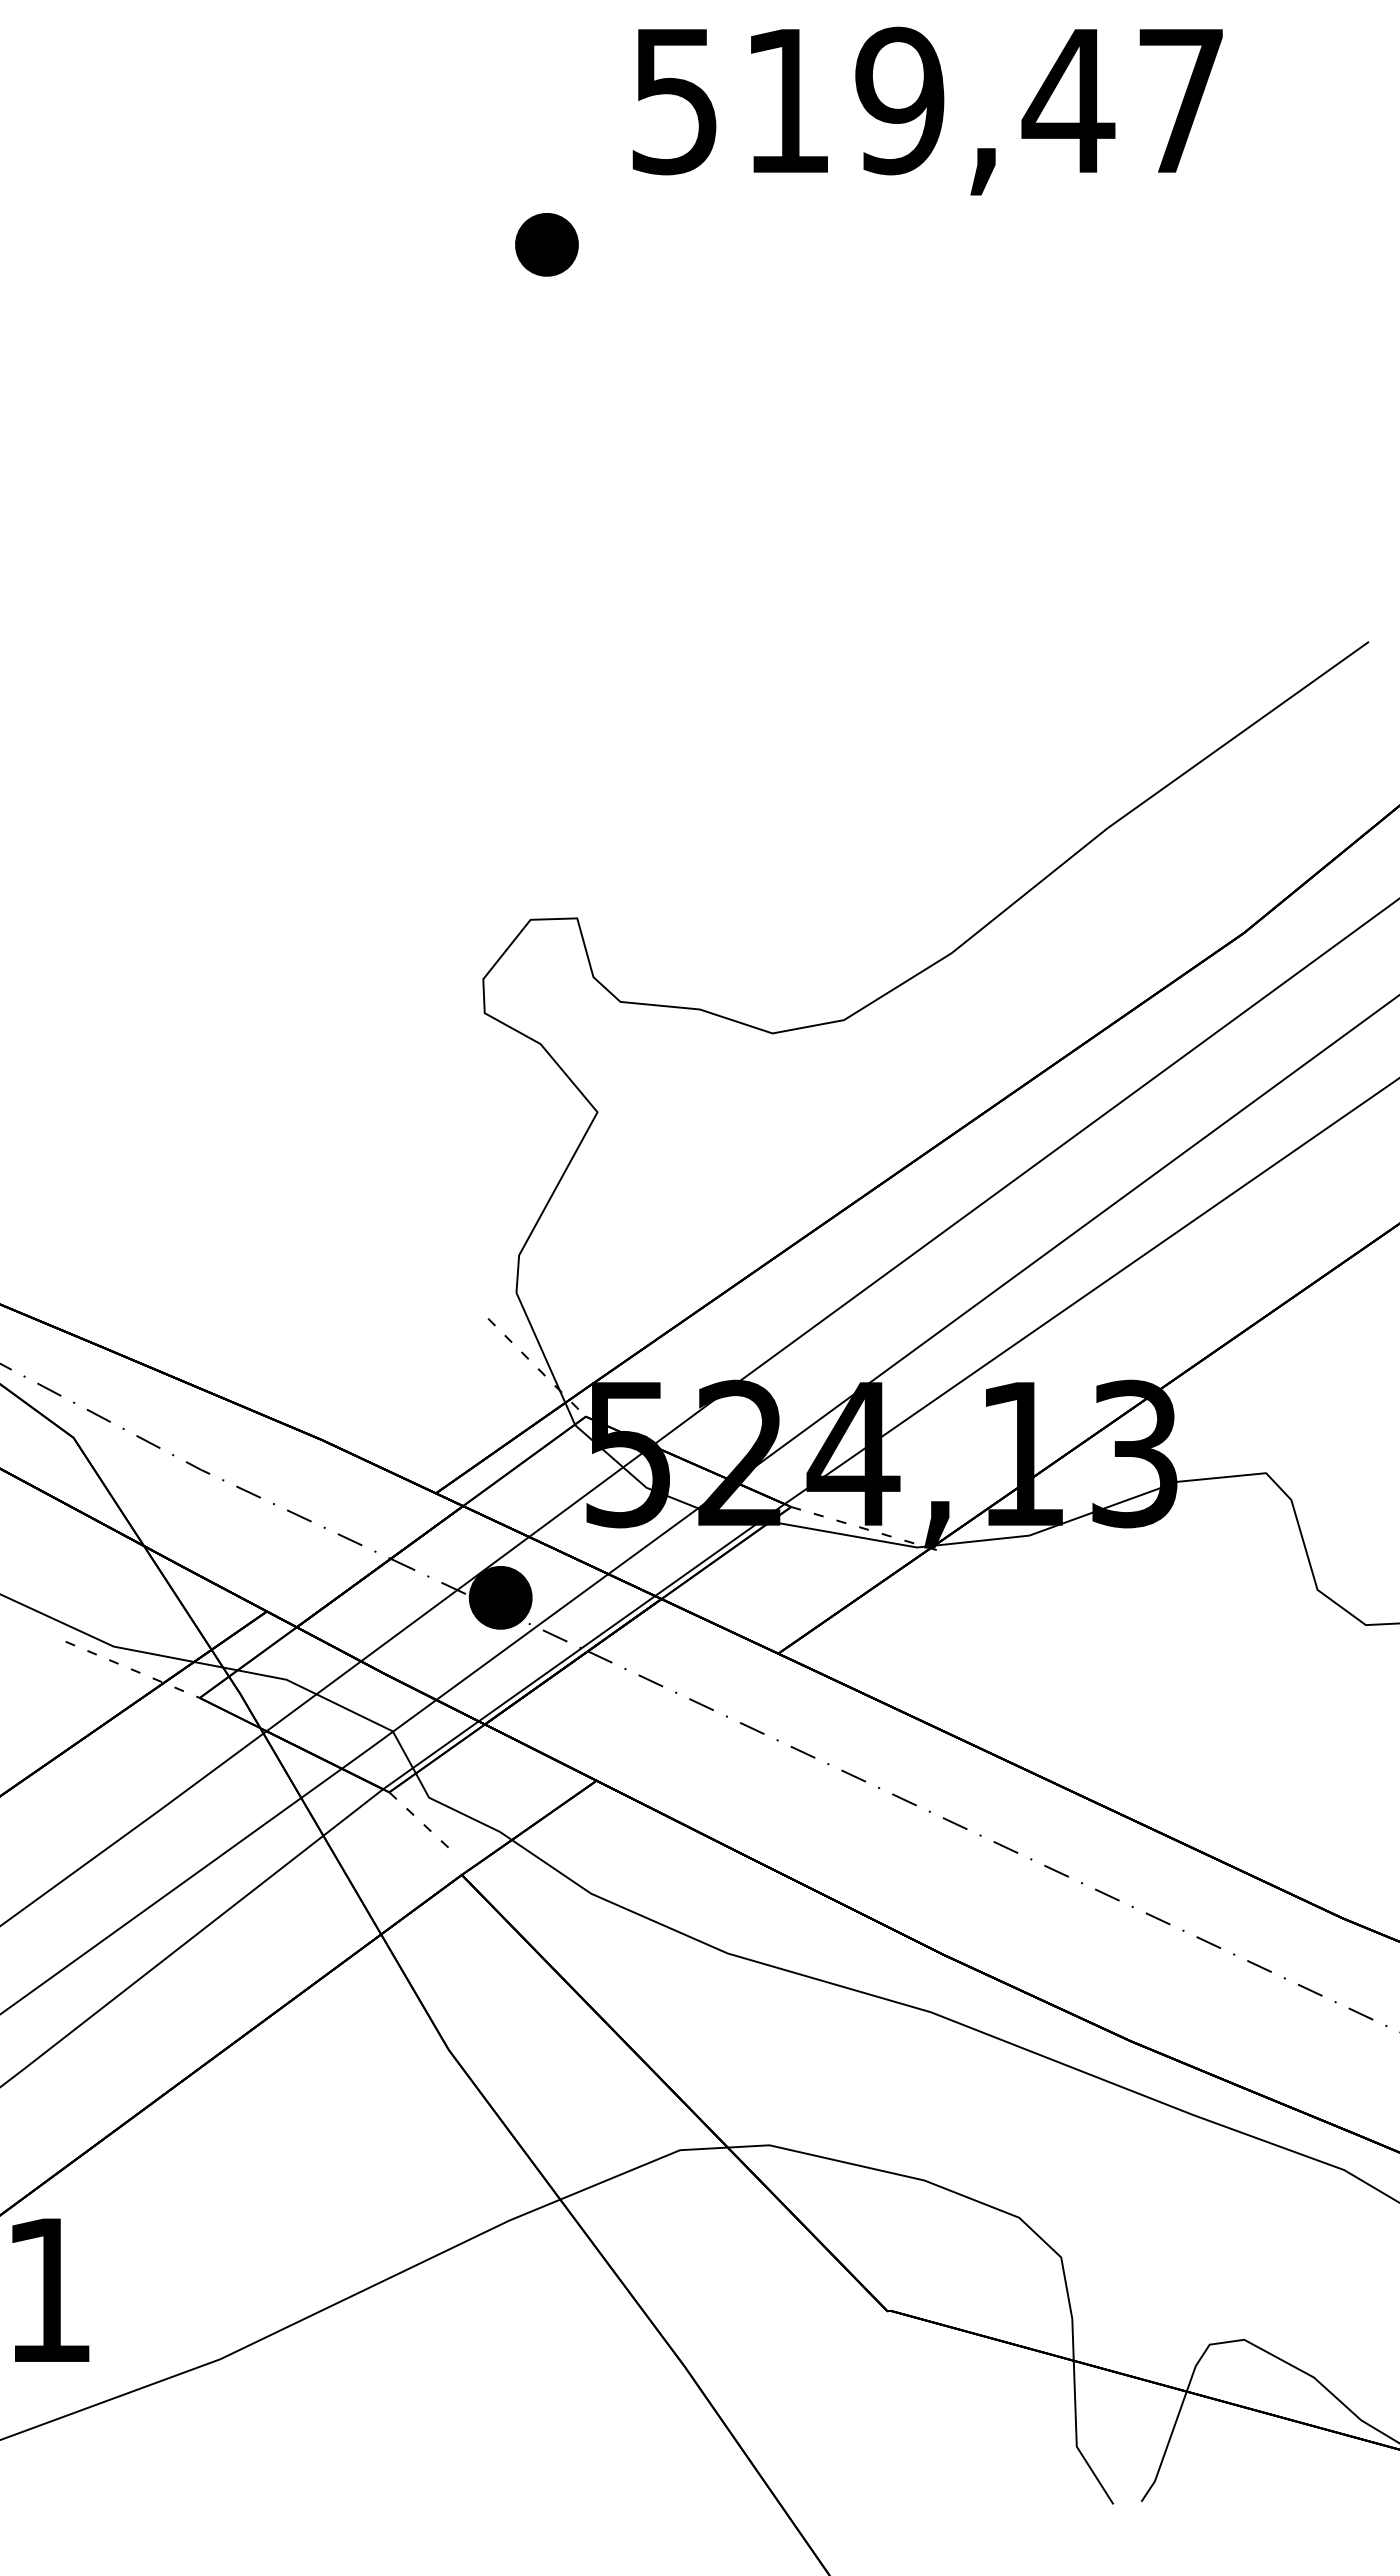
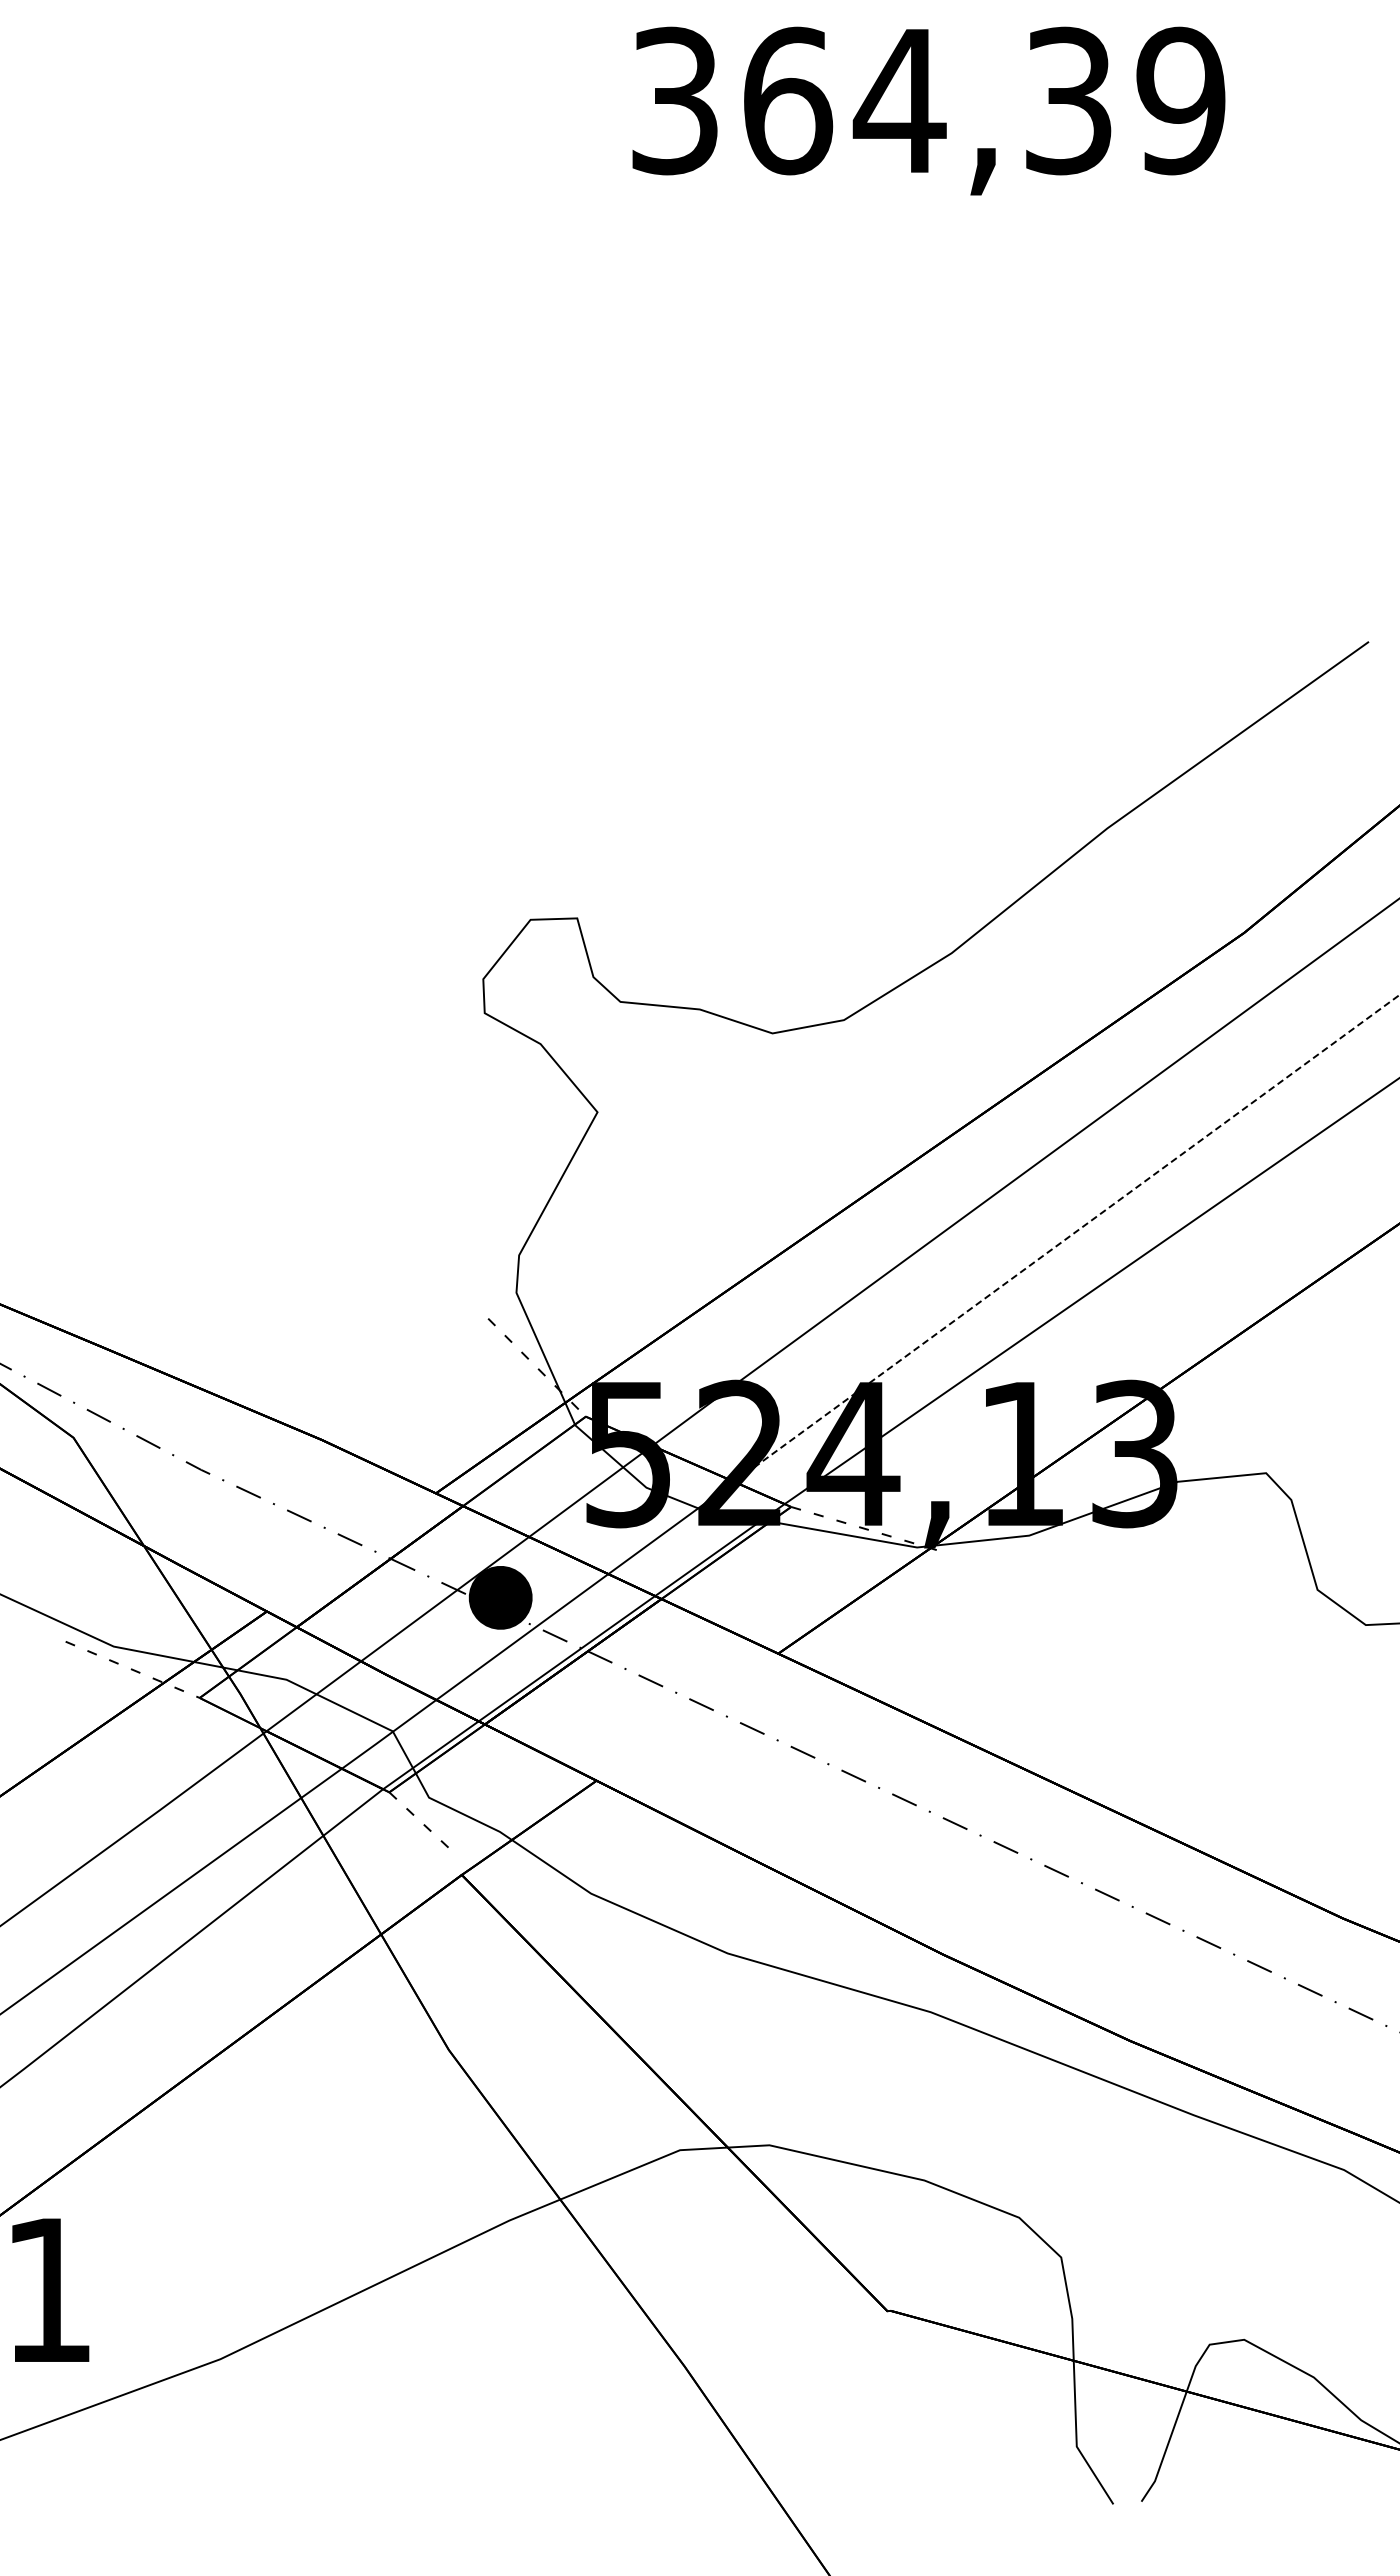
text: 519,47 -> 364,39 (928, 100)
part: present -> none (546, 244)
line: solid -> dashed (1066, 1238)
